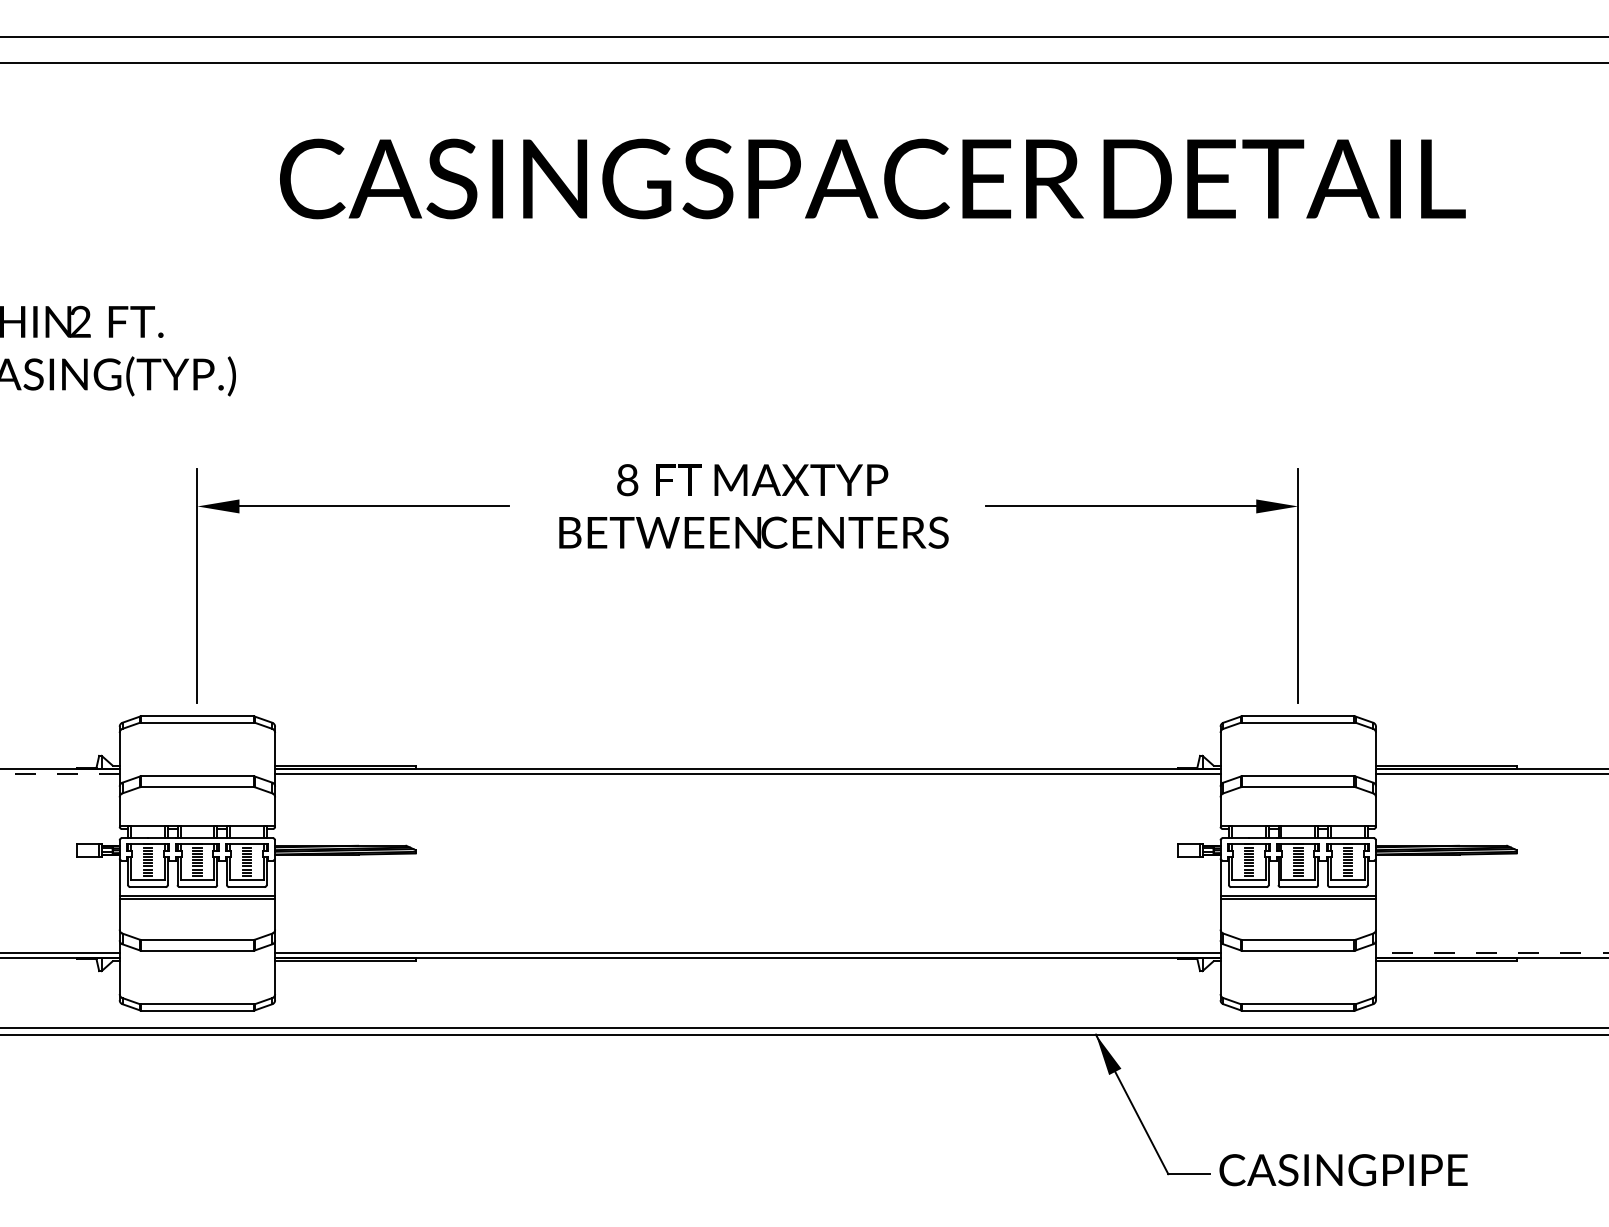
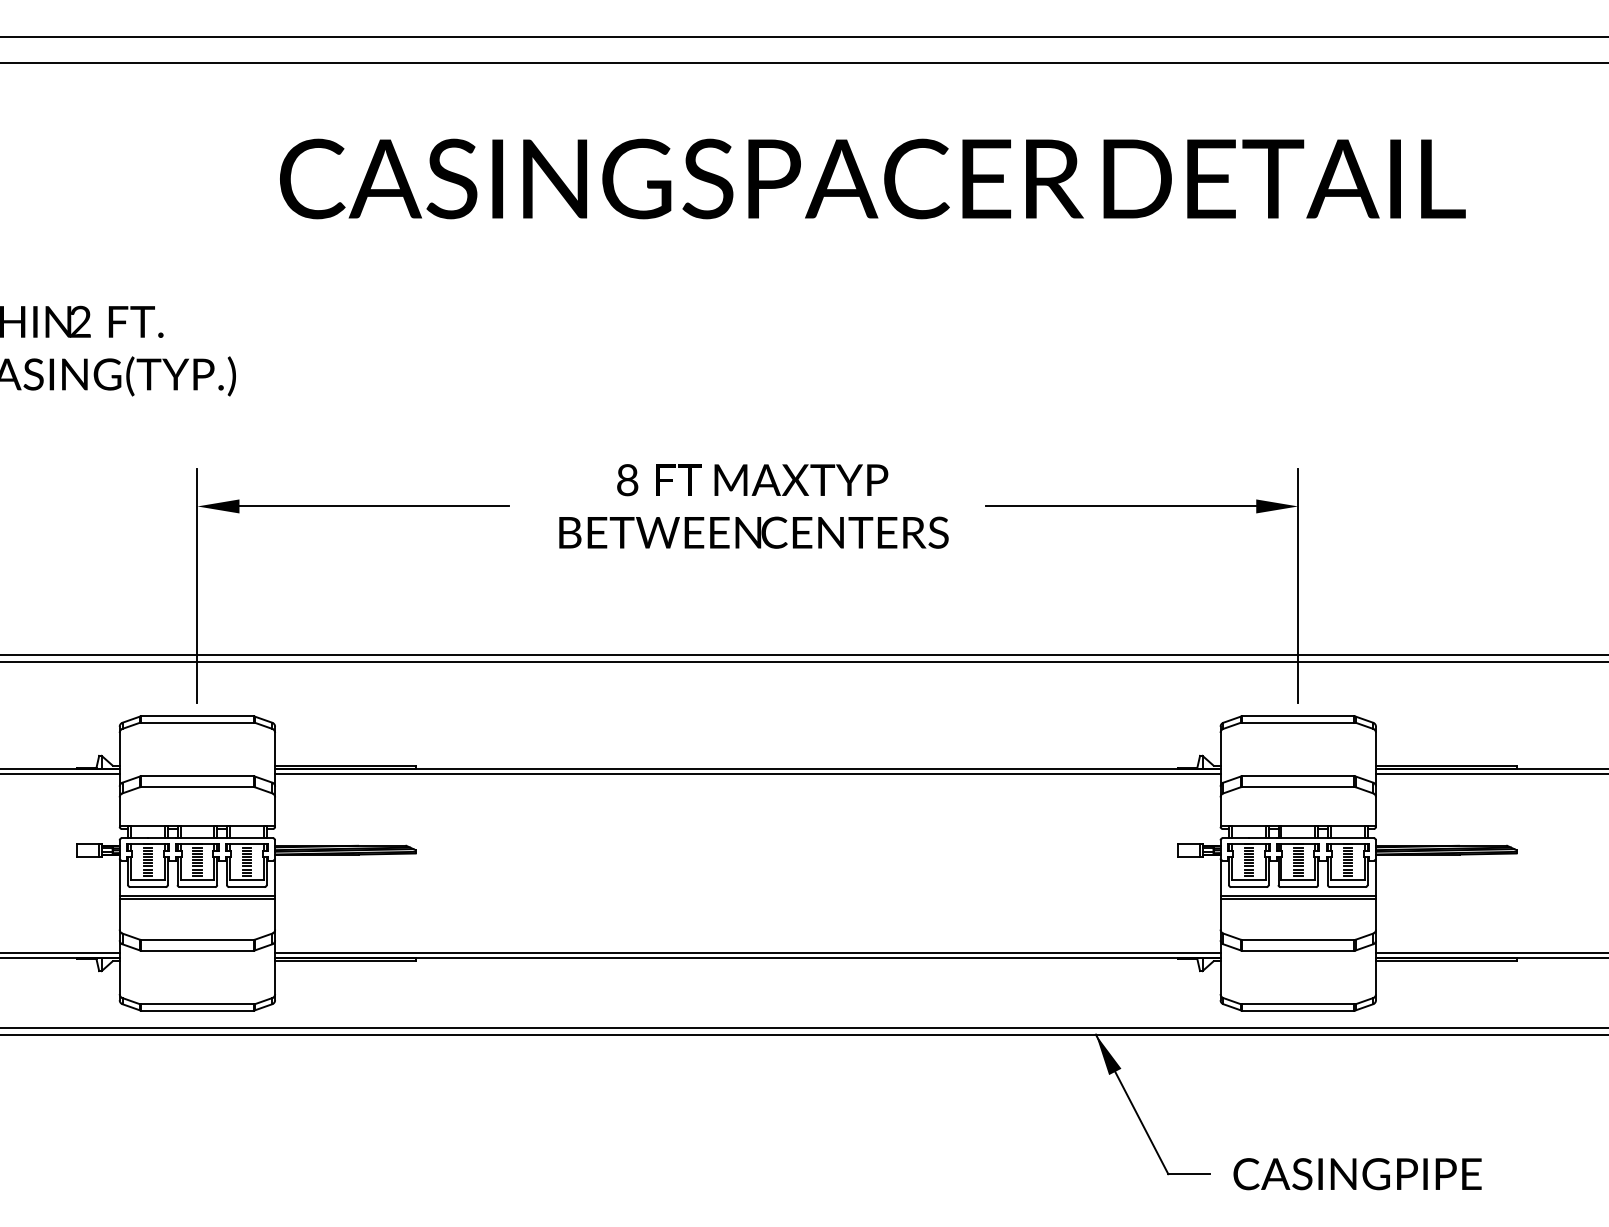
line: none -> present (803, 655)
line: none -> present (803, 661)
line: dashed -> solid (59, 774)
line: dashed -> solid (1491, 952)
text position: (1343, 1170) -> (1357, 1174) (1357, 1174)
